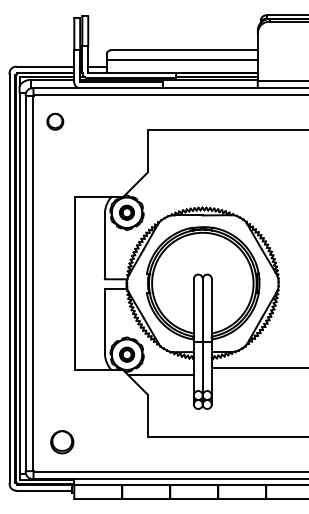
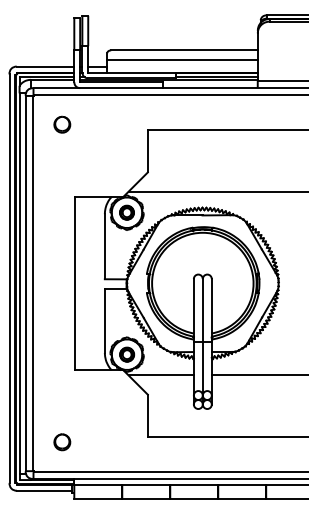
part position: (55, 121) -> (62, 124) (62, 124)
line: none -> present (216, 191)
line position: (258, 368) -> (258, 375) (258, 375)
part size: 25x25 px -> 19x19 px (62, 442)
